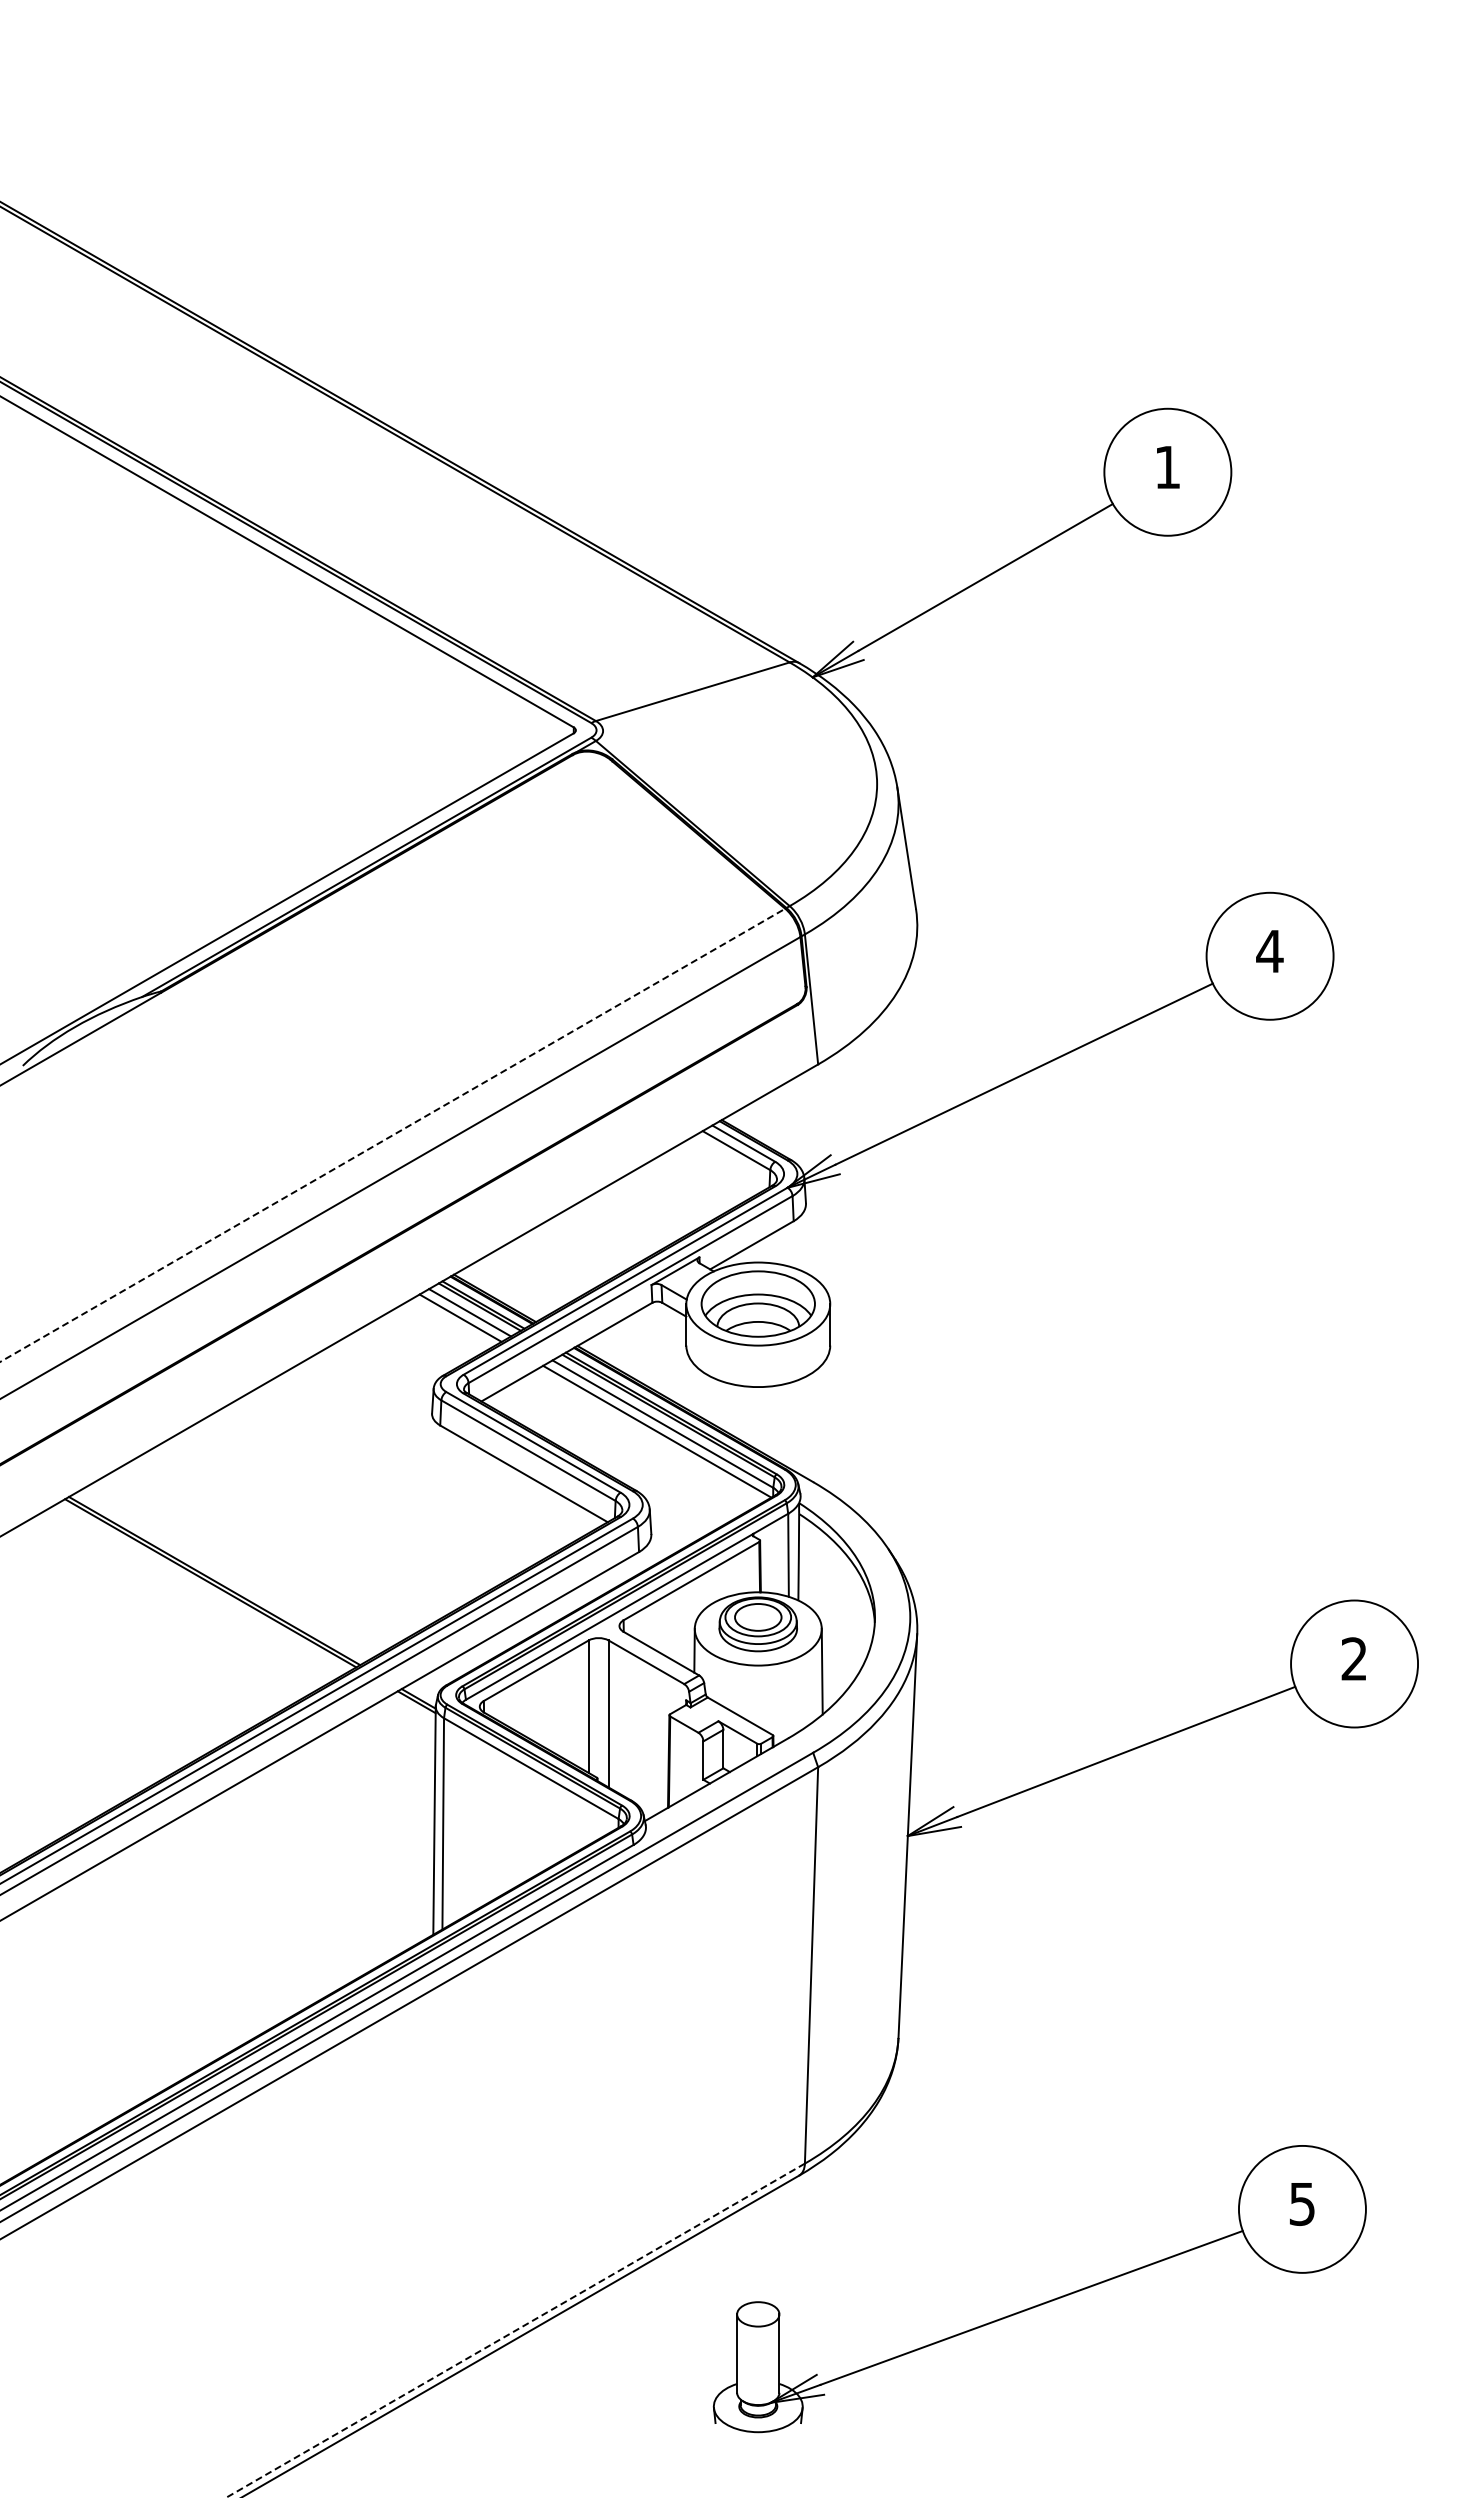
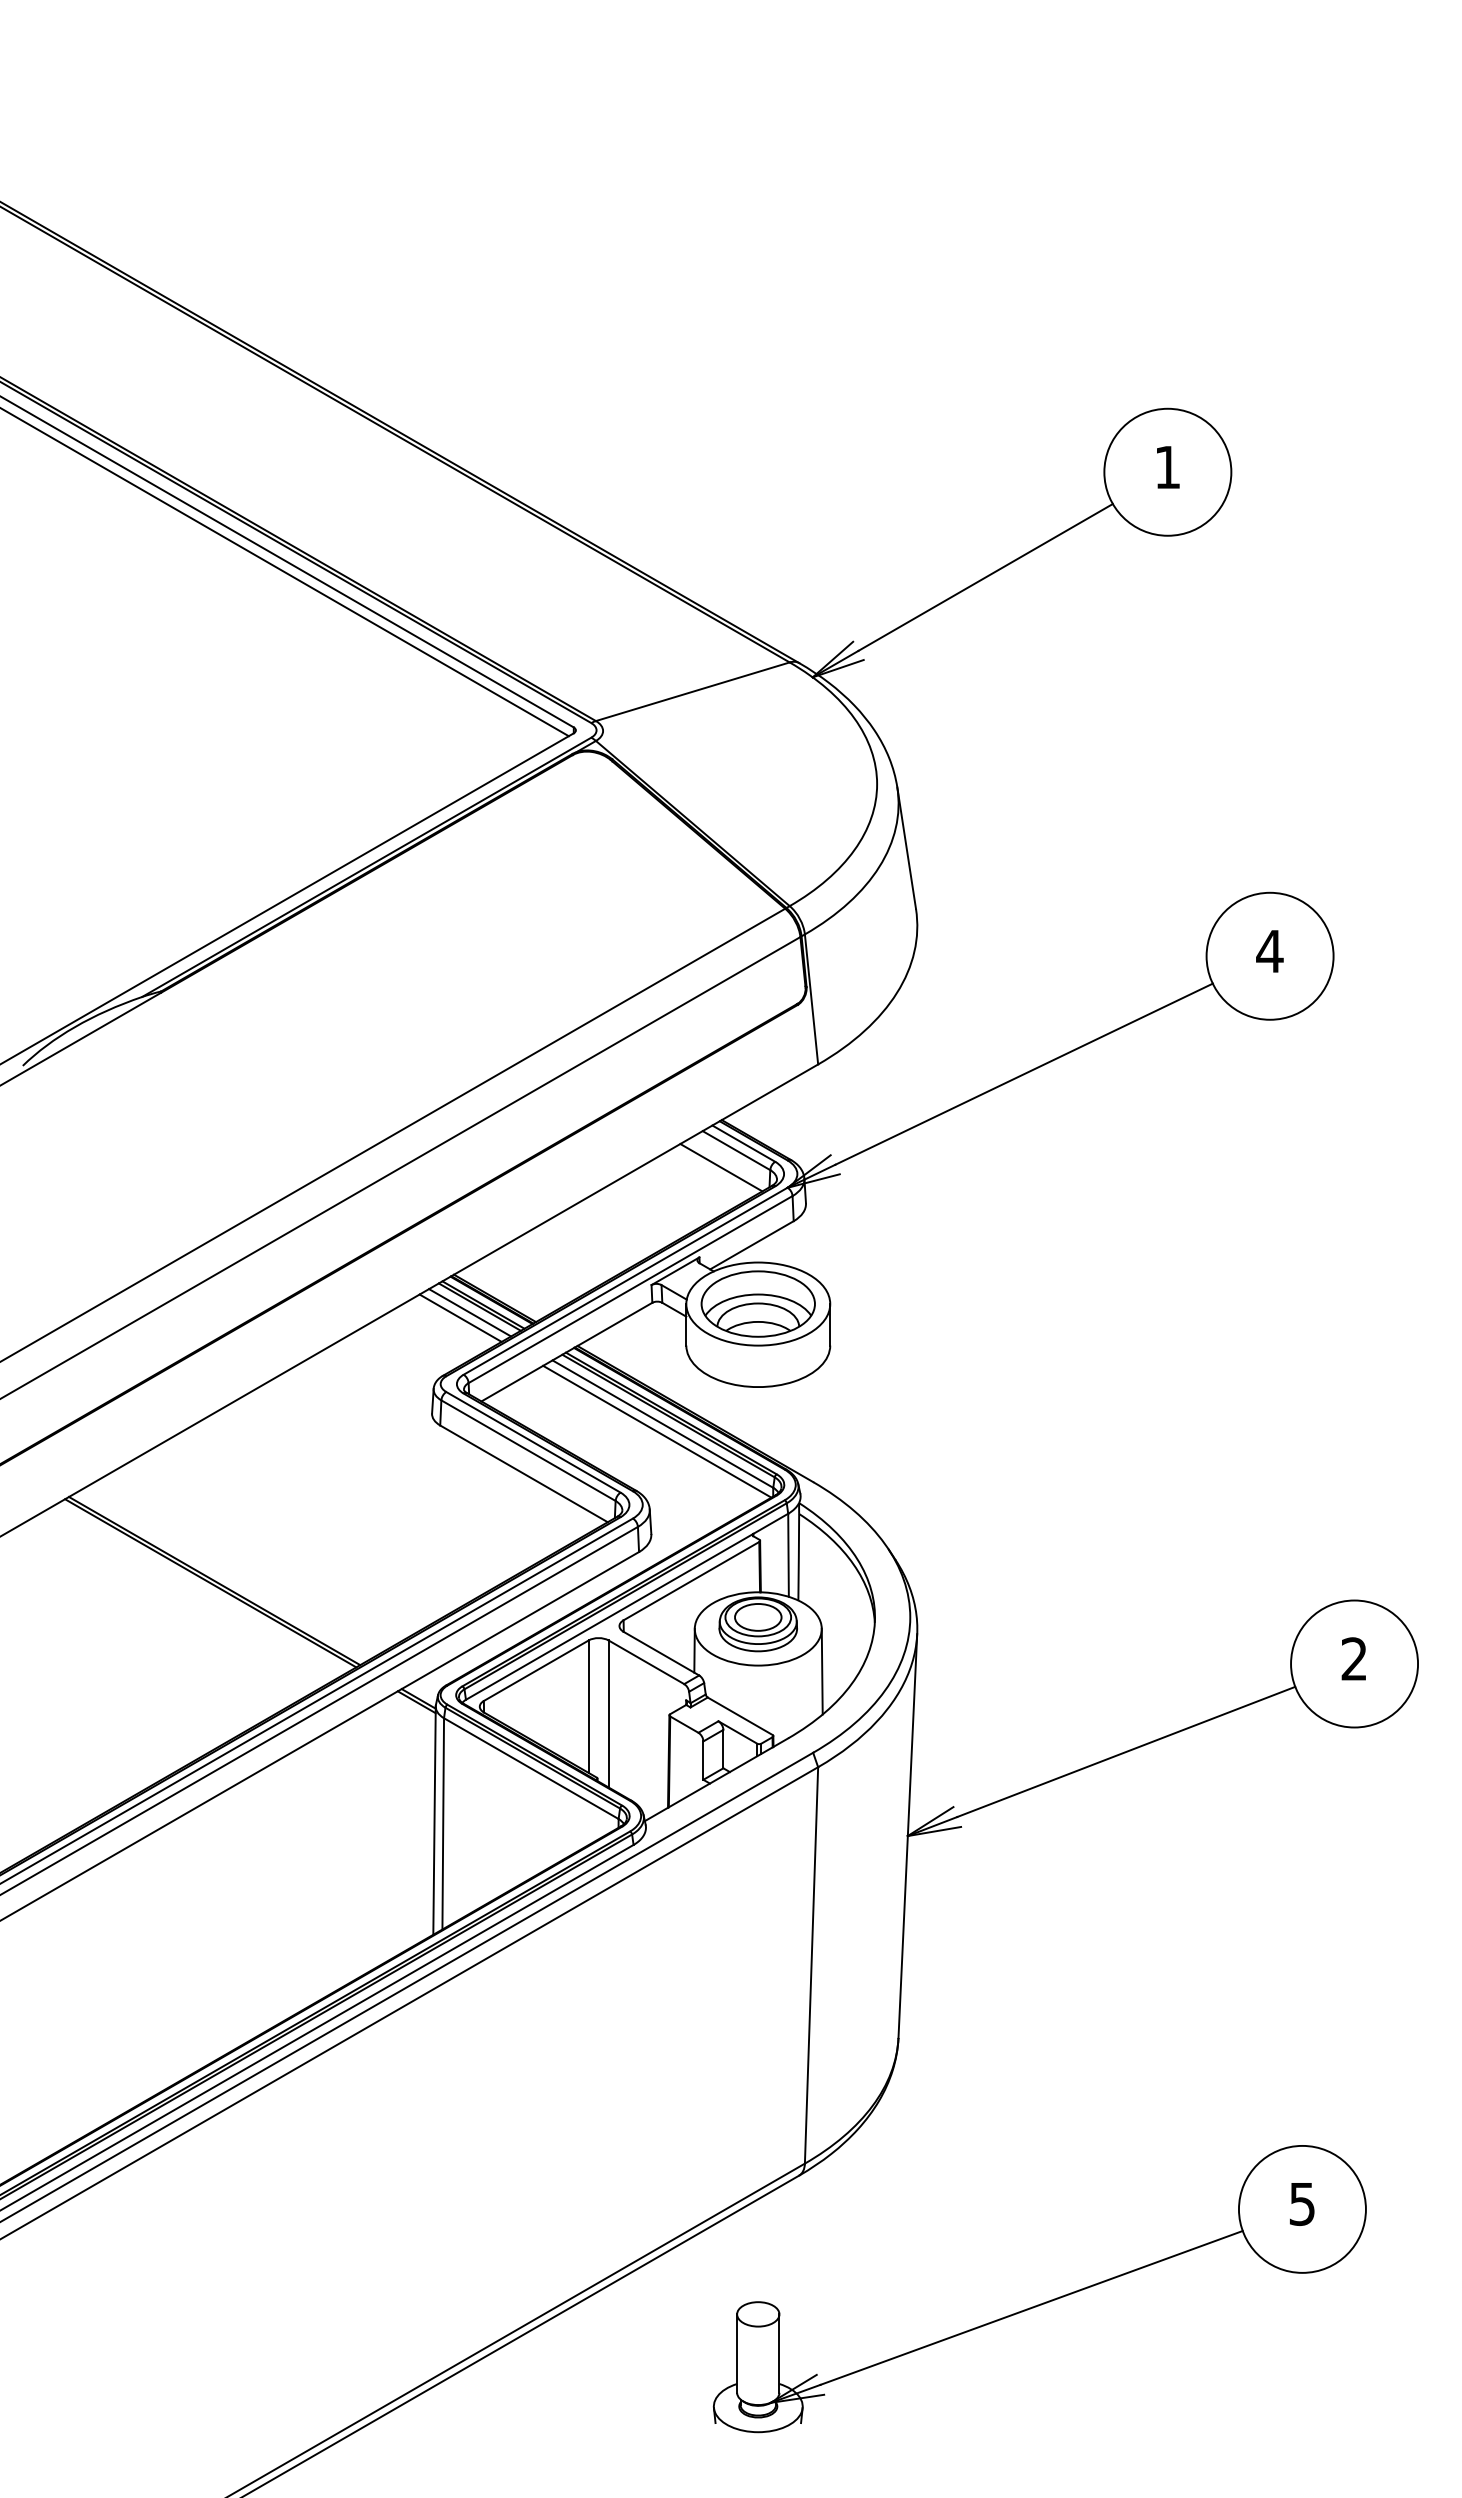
line: none -> present (285, 572)
line: dashed -> solid (393, 1135)
line: none -> present (721, 1167)
line: dashed -> solid (515, 2330)
